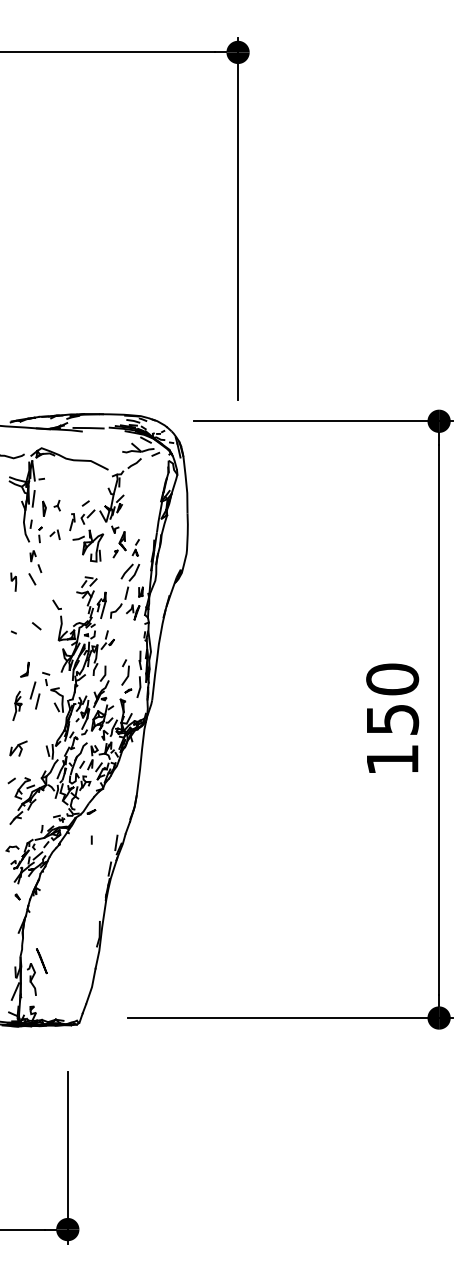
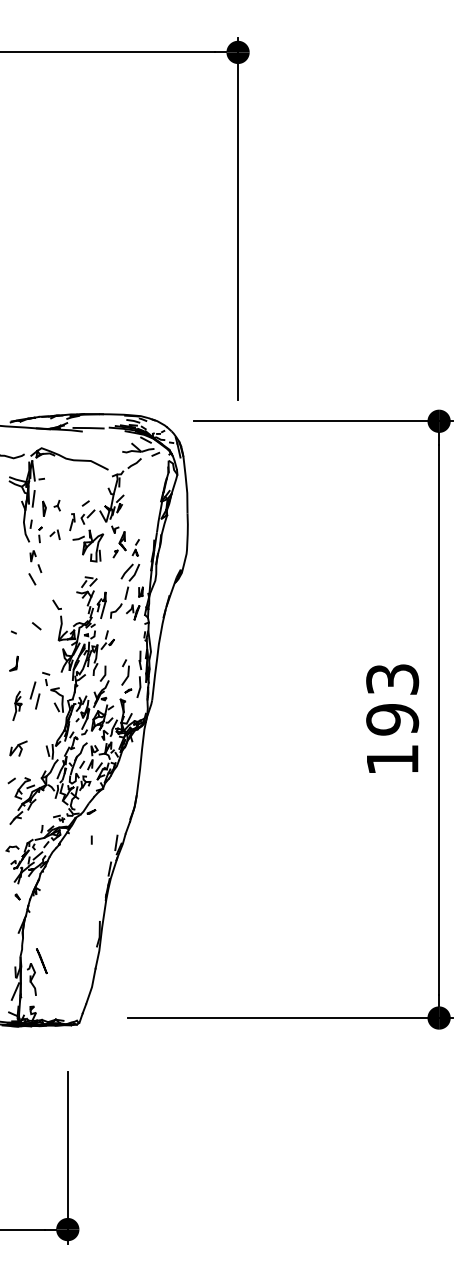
line: present -> none (13, 580)
part position: (24, 669) -> (13, 663) (13, 663)
text: 150 -> 193 (392, 699)
